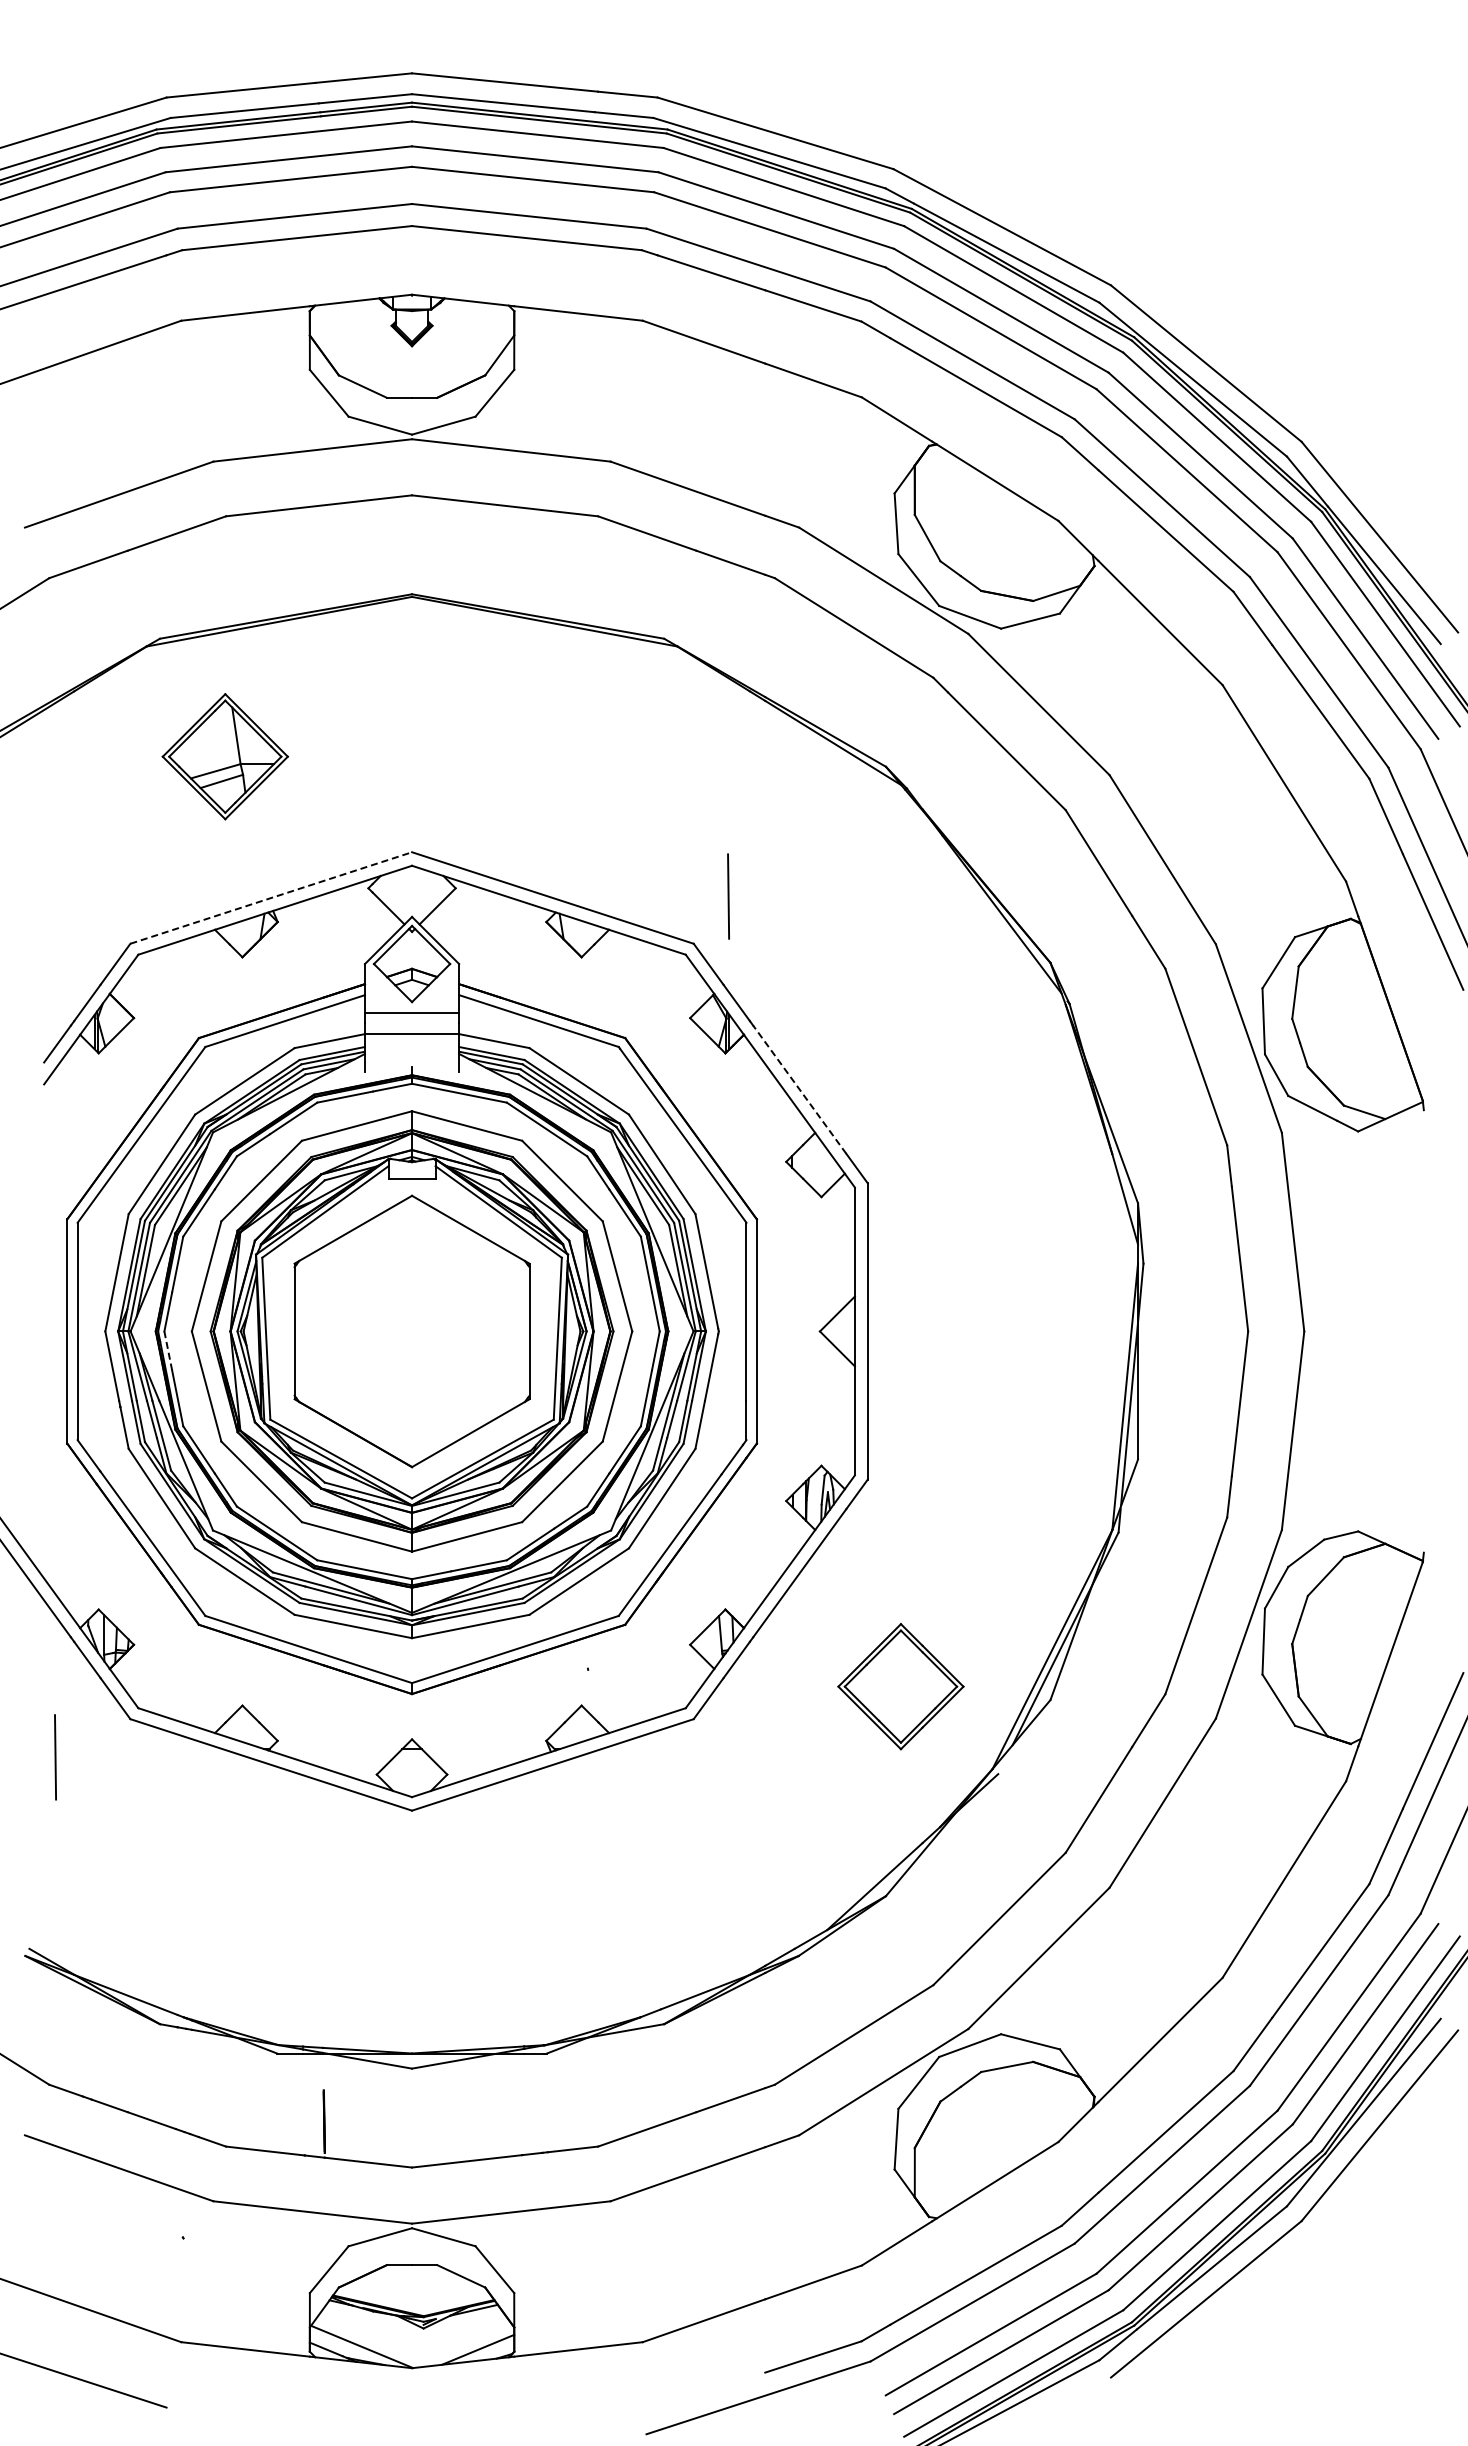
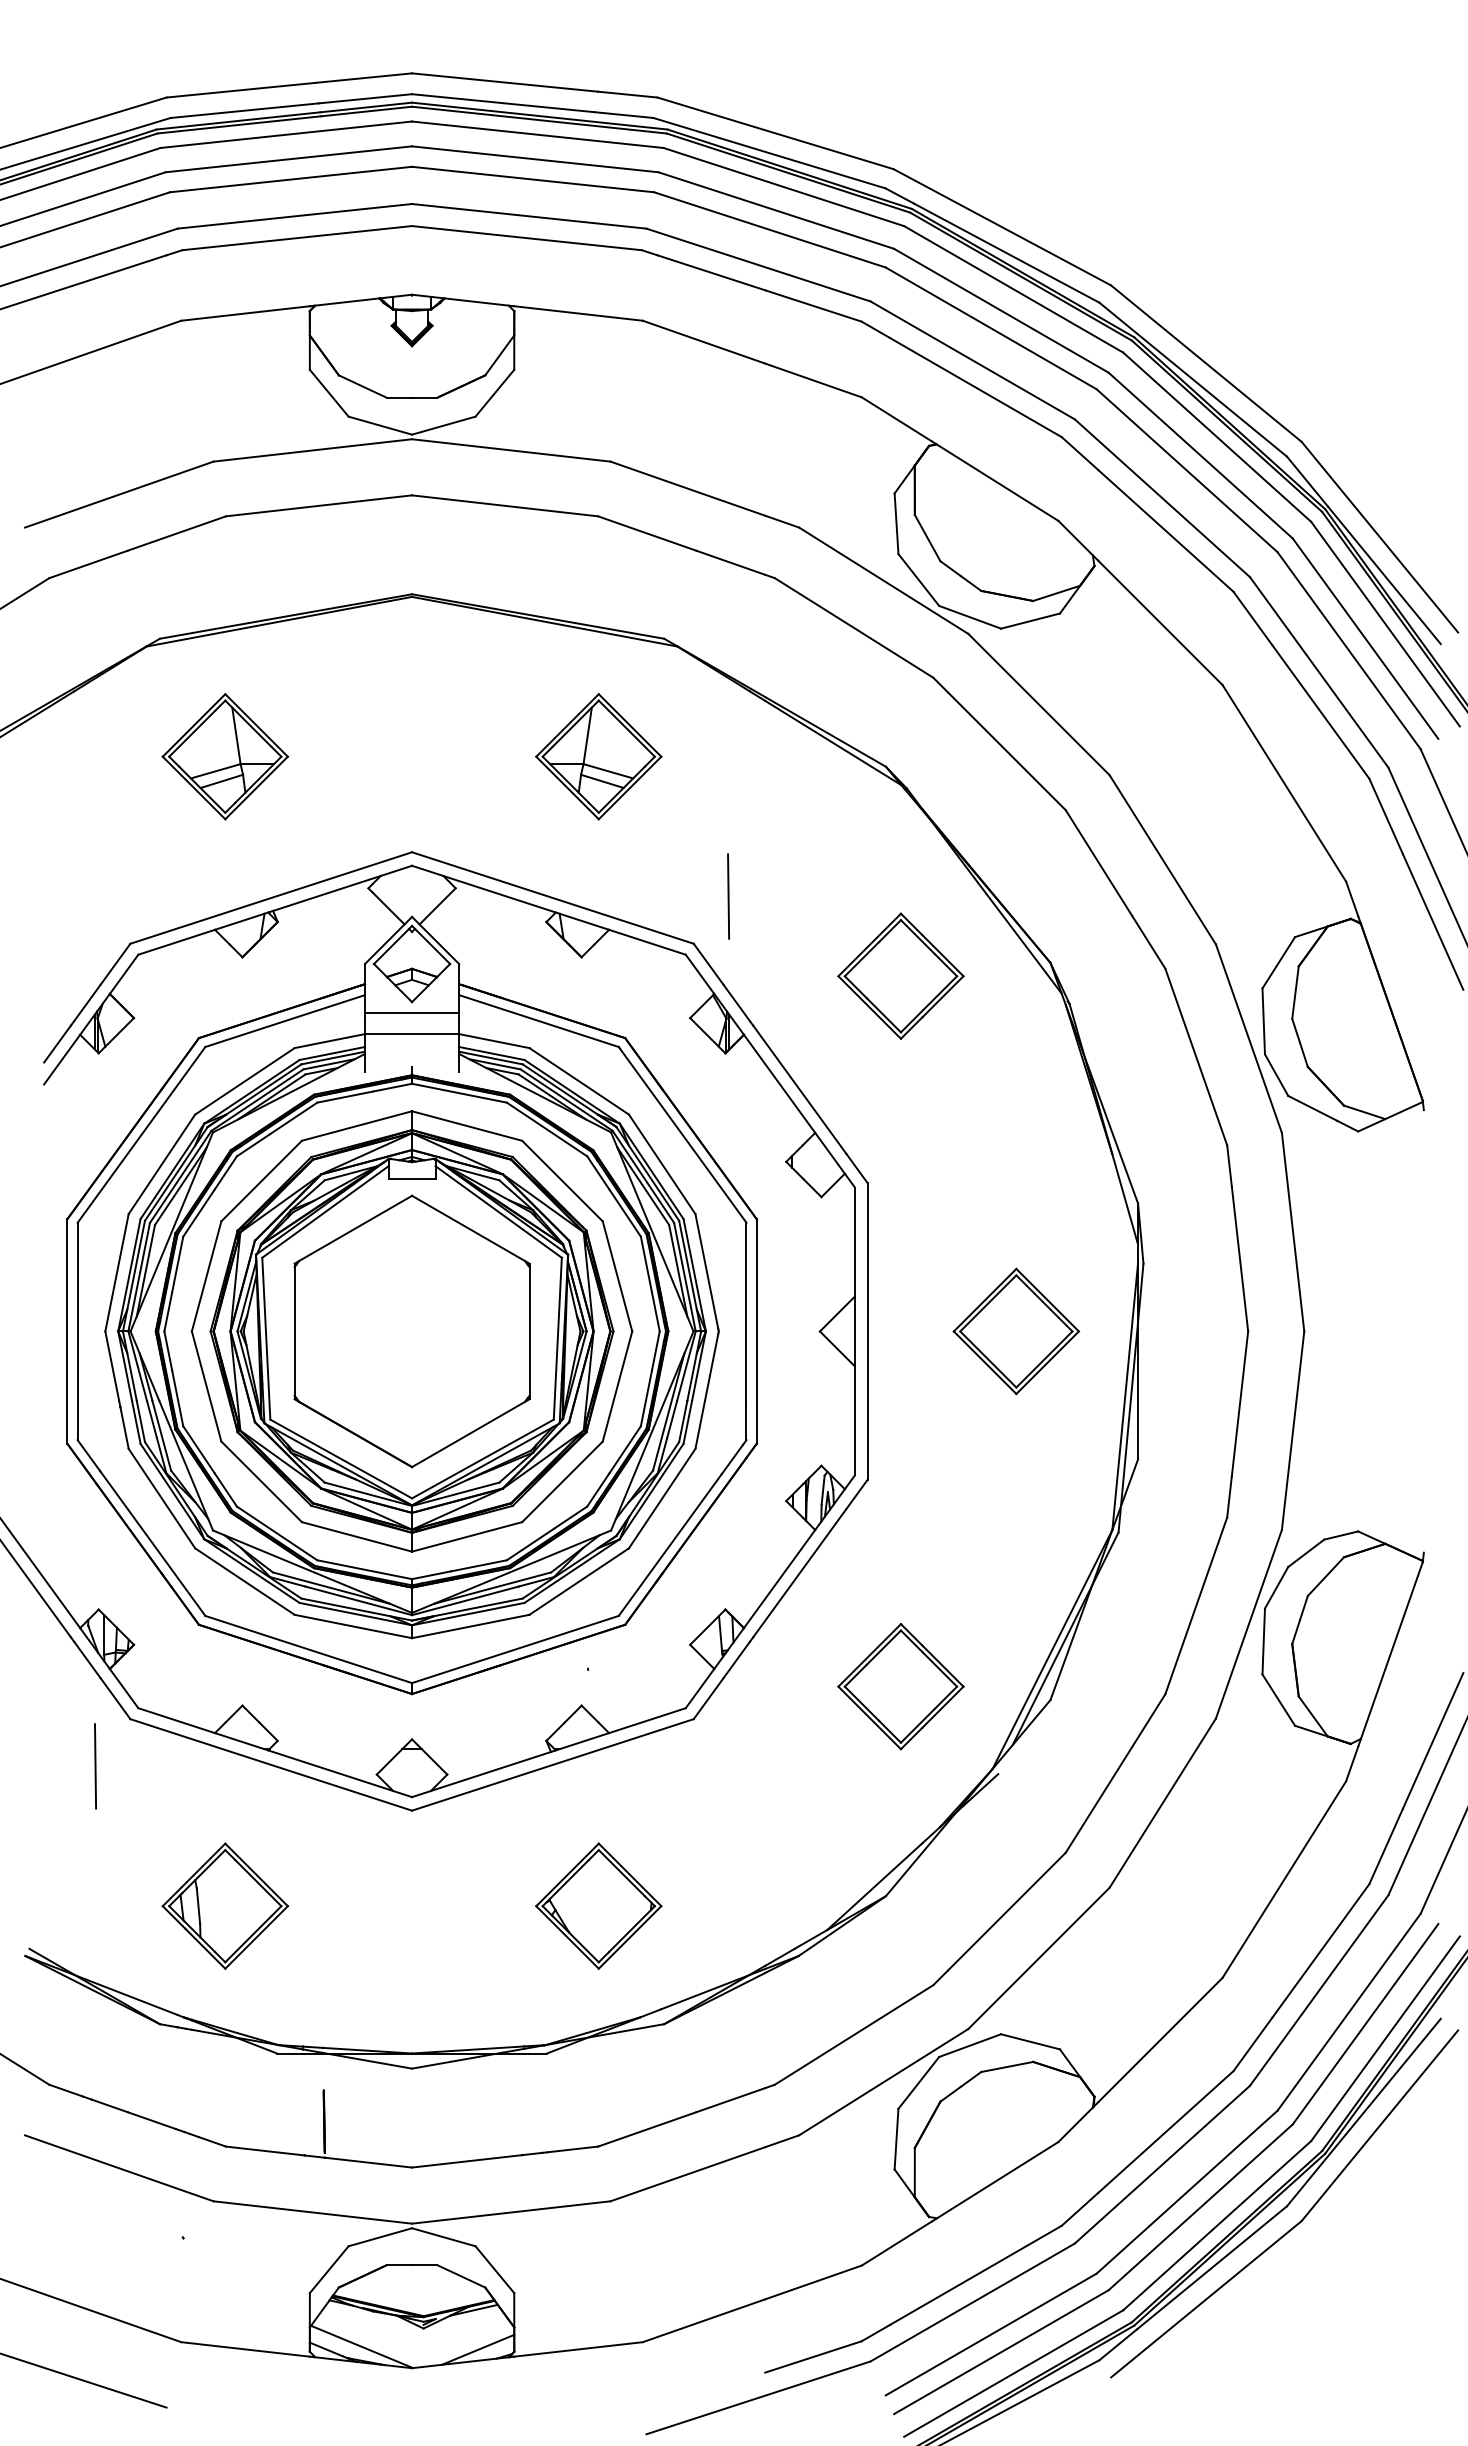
part: none -> present (598, 756)
line: dashed -> solid (271, 897)
part: none -> present (900, 975)
line: dashed -> solid (799, 1089)
part: none -> present (1016, 1331)
line: dashed -> solid (168, 1350)
line position: (55, 1757) -> (95, 1766) (95, 1766)
part: none -> present (224, 1905)
part: none -> present (598, 1905)
